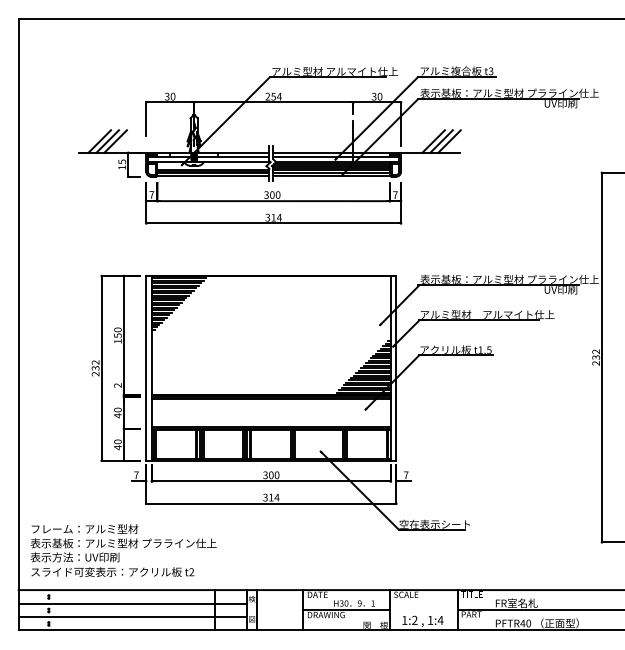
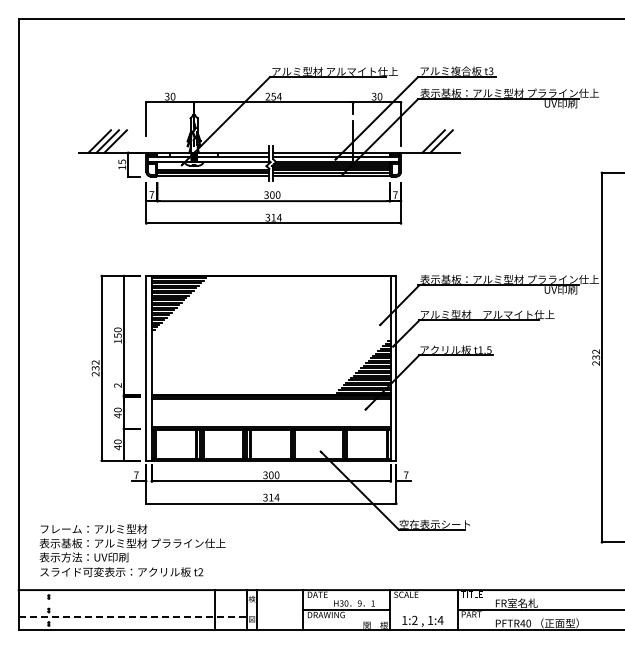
line: present -> none (449, 141)
text position: (123, 550) -> (132, 550) (132, 550)
line: present -> none (132, 603)
line: solid -> dashed (133, 617)
